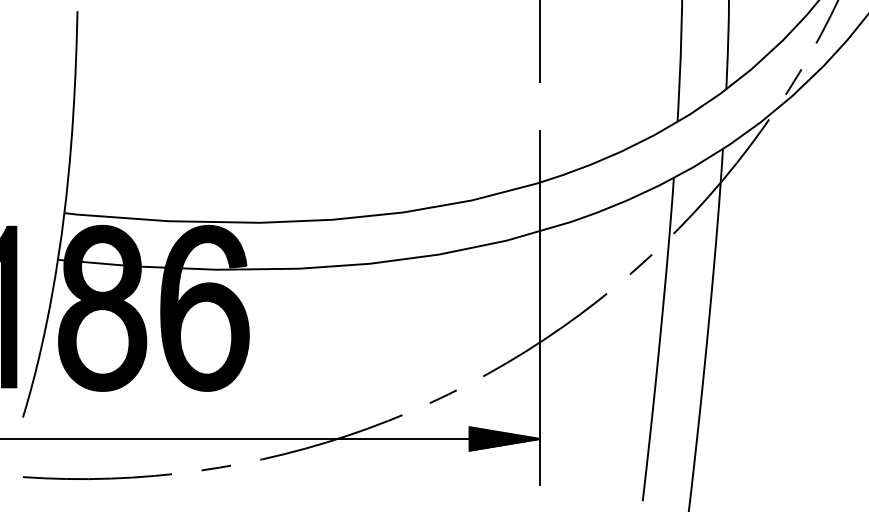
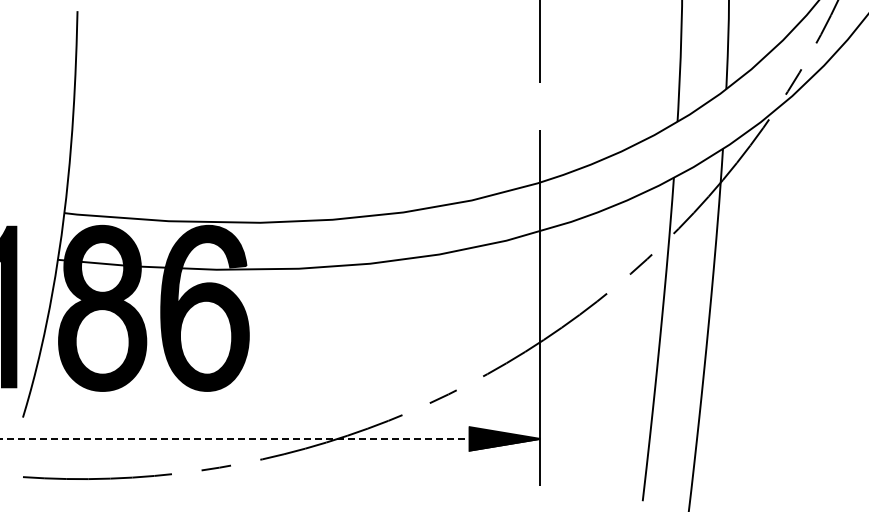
line: solid -> dashed (270, 438)
